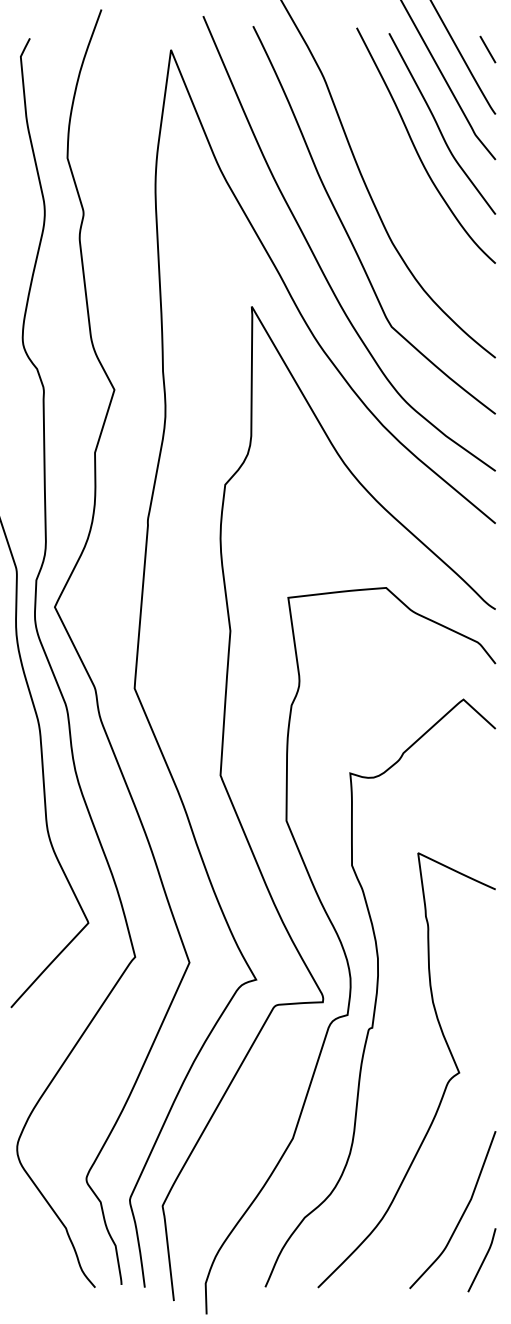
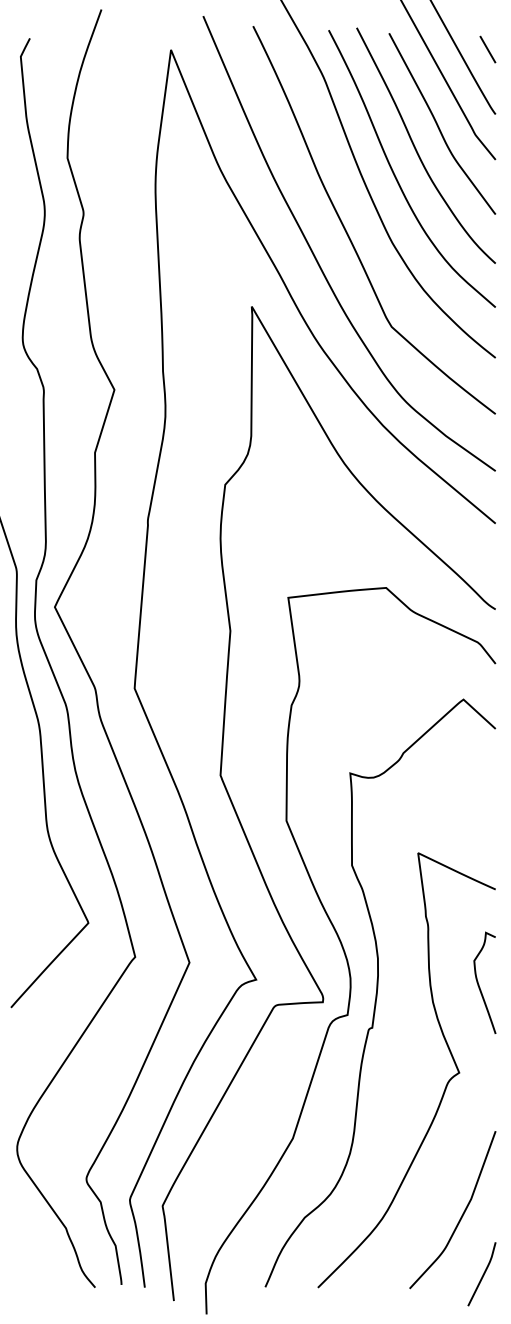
curve: none -> present (396, 176)
curve: none -> present (479, 984)
curve position: (482, 1260) -> (482, 1274) (482, 1274)
